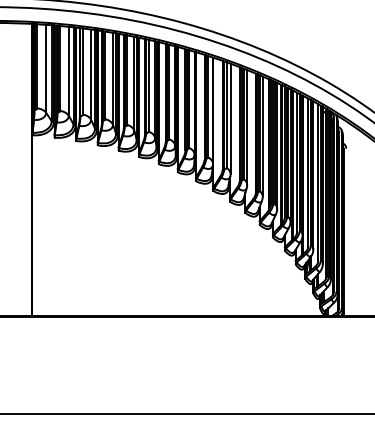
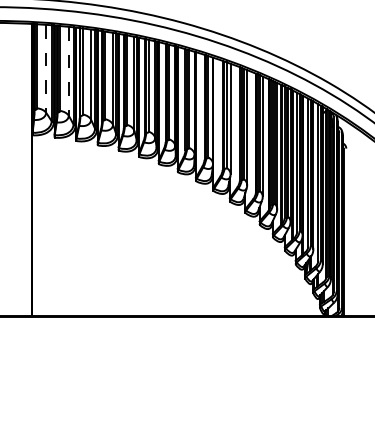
line: solid -> dashed (46, 68)
line: solid -> dashed (68, 71)
line: present -> none (186, 414)
